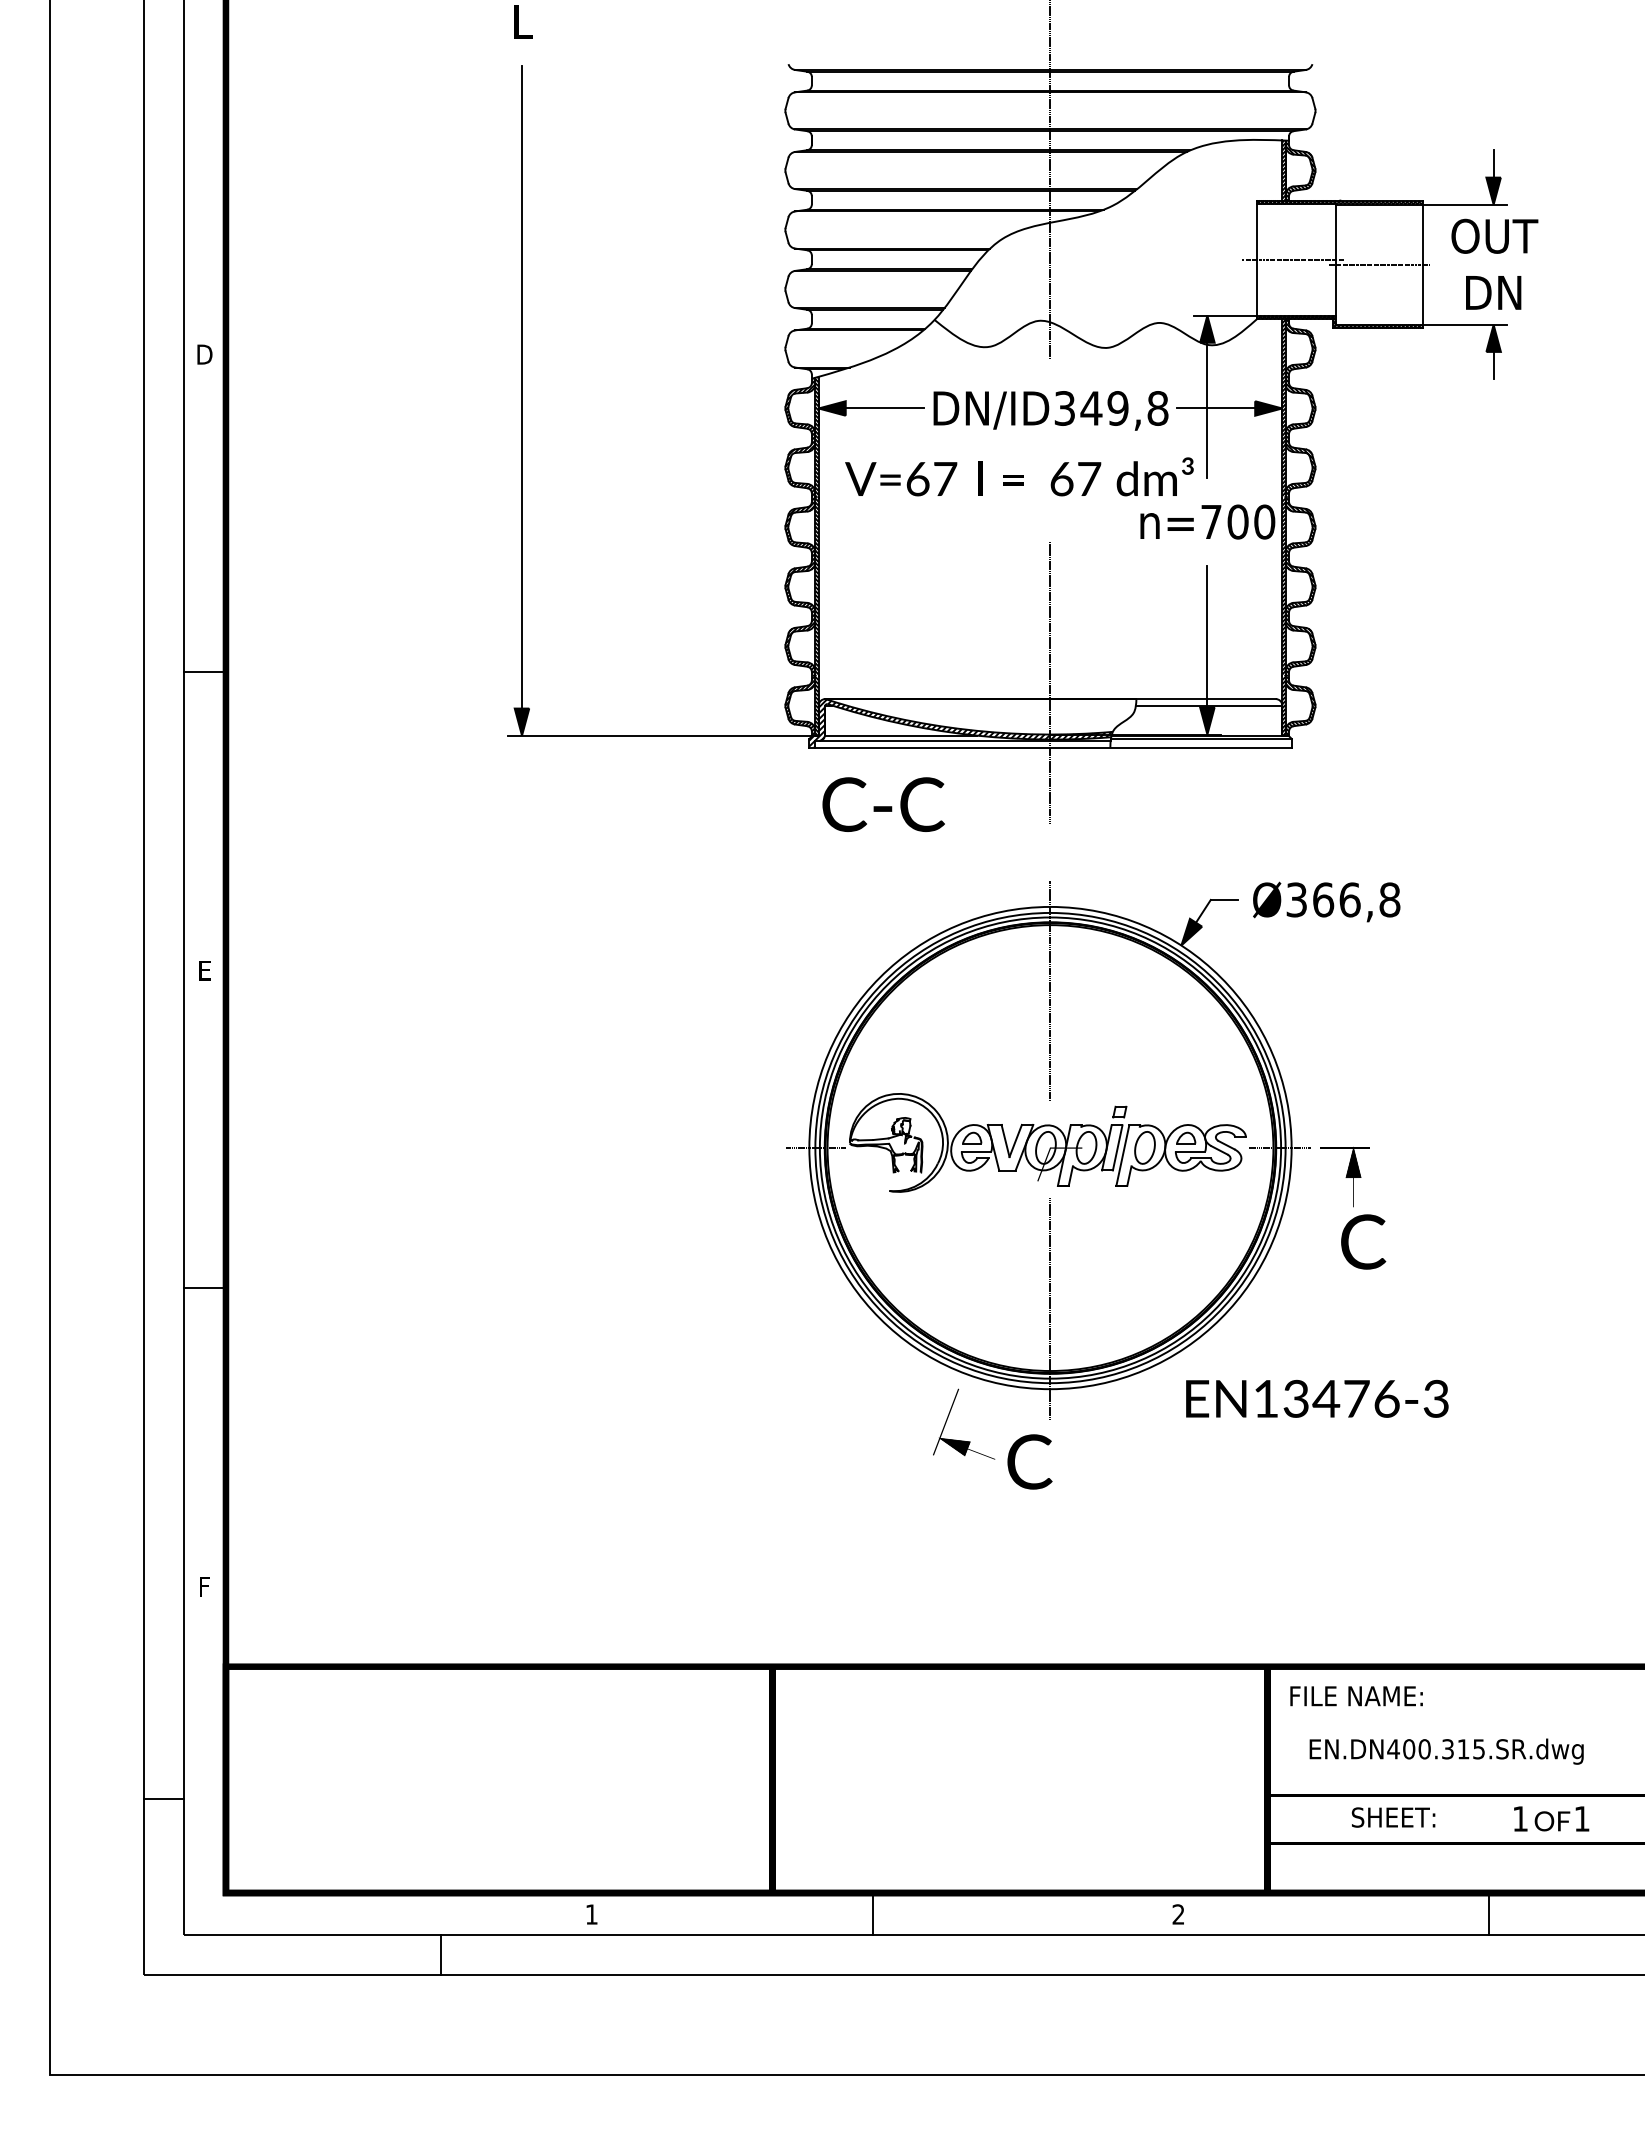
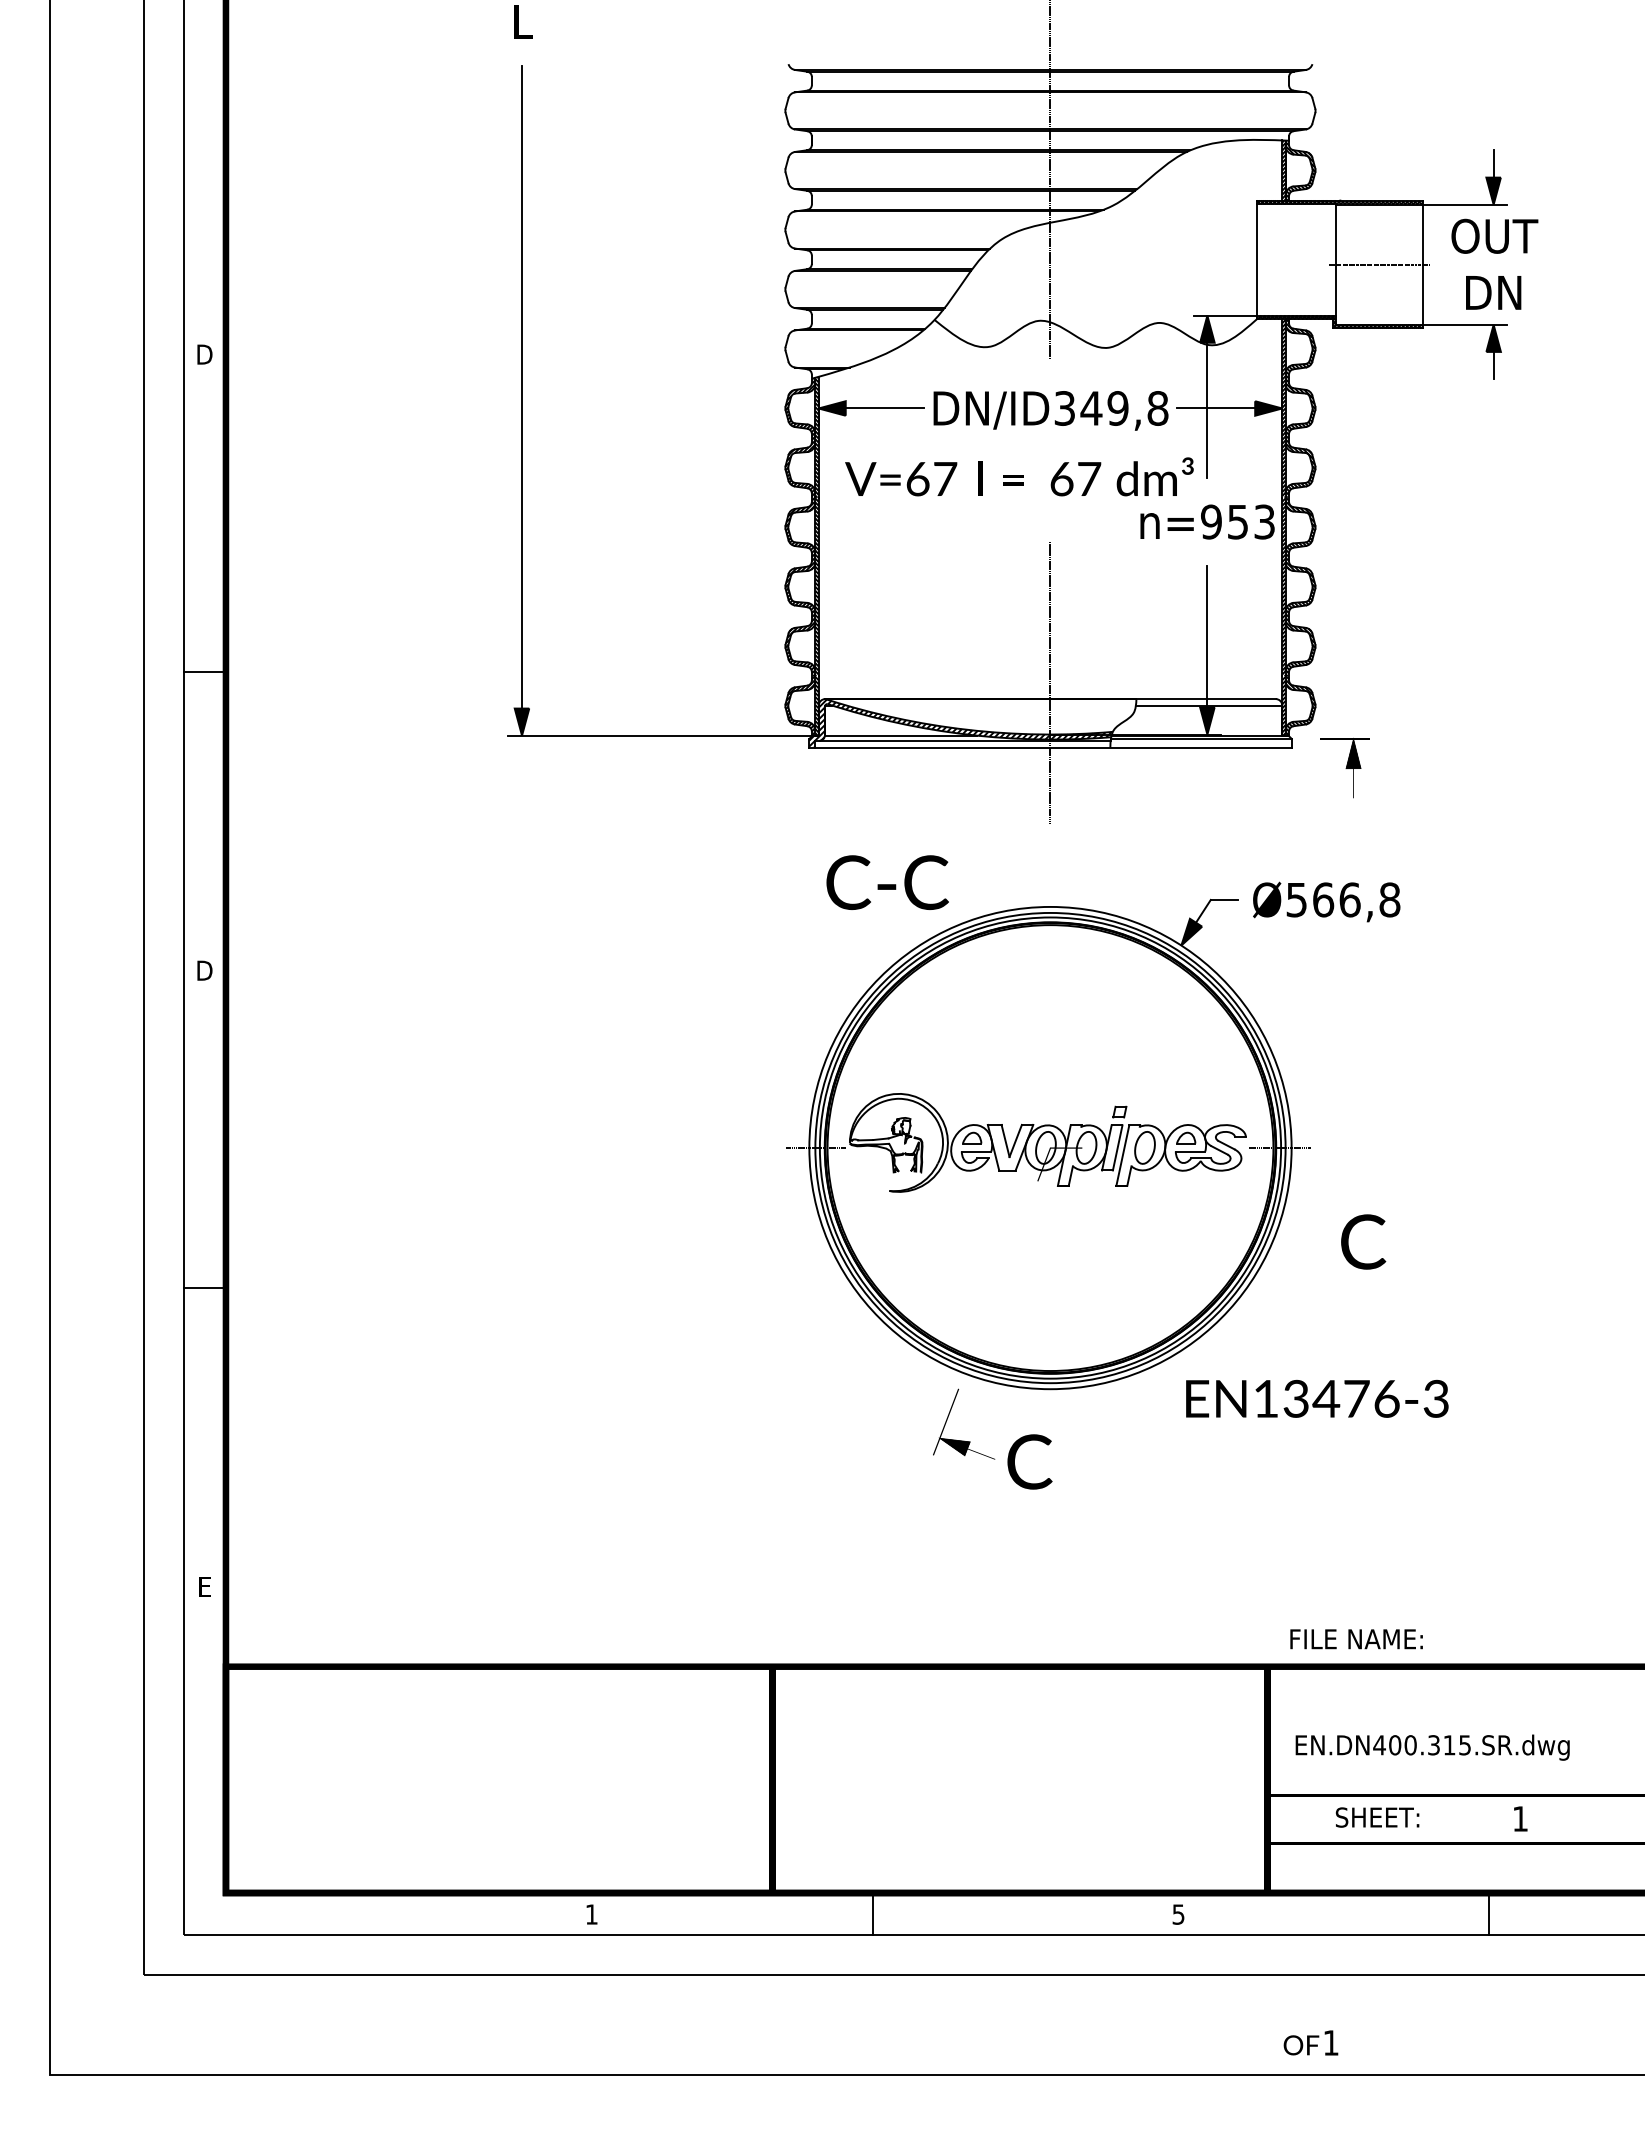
line: present -> none (1292, 259)
text: n=700 -> n=953 (1238, 521)
text position: (883, 804) -> (887, 882) (887, 882)
text: Ø366,8 -> Ø566,8 (1296, 899)
text: E -> D (204, 970)
line: present -> none (1050, 991)
part position: (1344, 1176) -> (1344, 767) (1344, 767)
line: present -> none (1050, 1308)
text: F -> E (204, 1586)
text position: (1356, 1696) -> (1356, 1639) (1356, 1639)
text position: (1446, 1751) -> (1432, 1747) (1432, 1747)
line: present -> none (164, 1799)
text position: (1393, 1817) -> (1377, 1817) (1377, 1817)
text position: (1561, 1818) -> (1310, 2042) (1310, 2042)
text: 2 -> 5 (1178, 1914)
line: present -> none (441, 1954)
